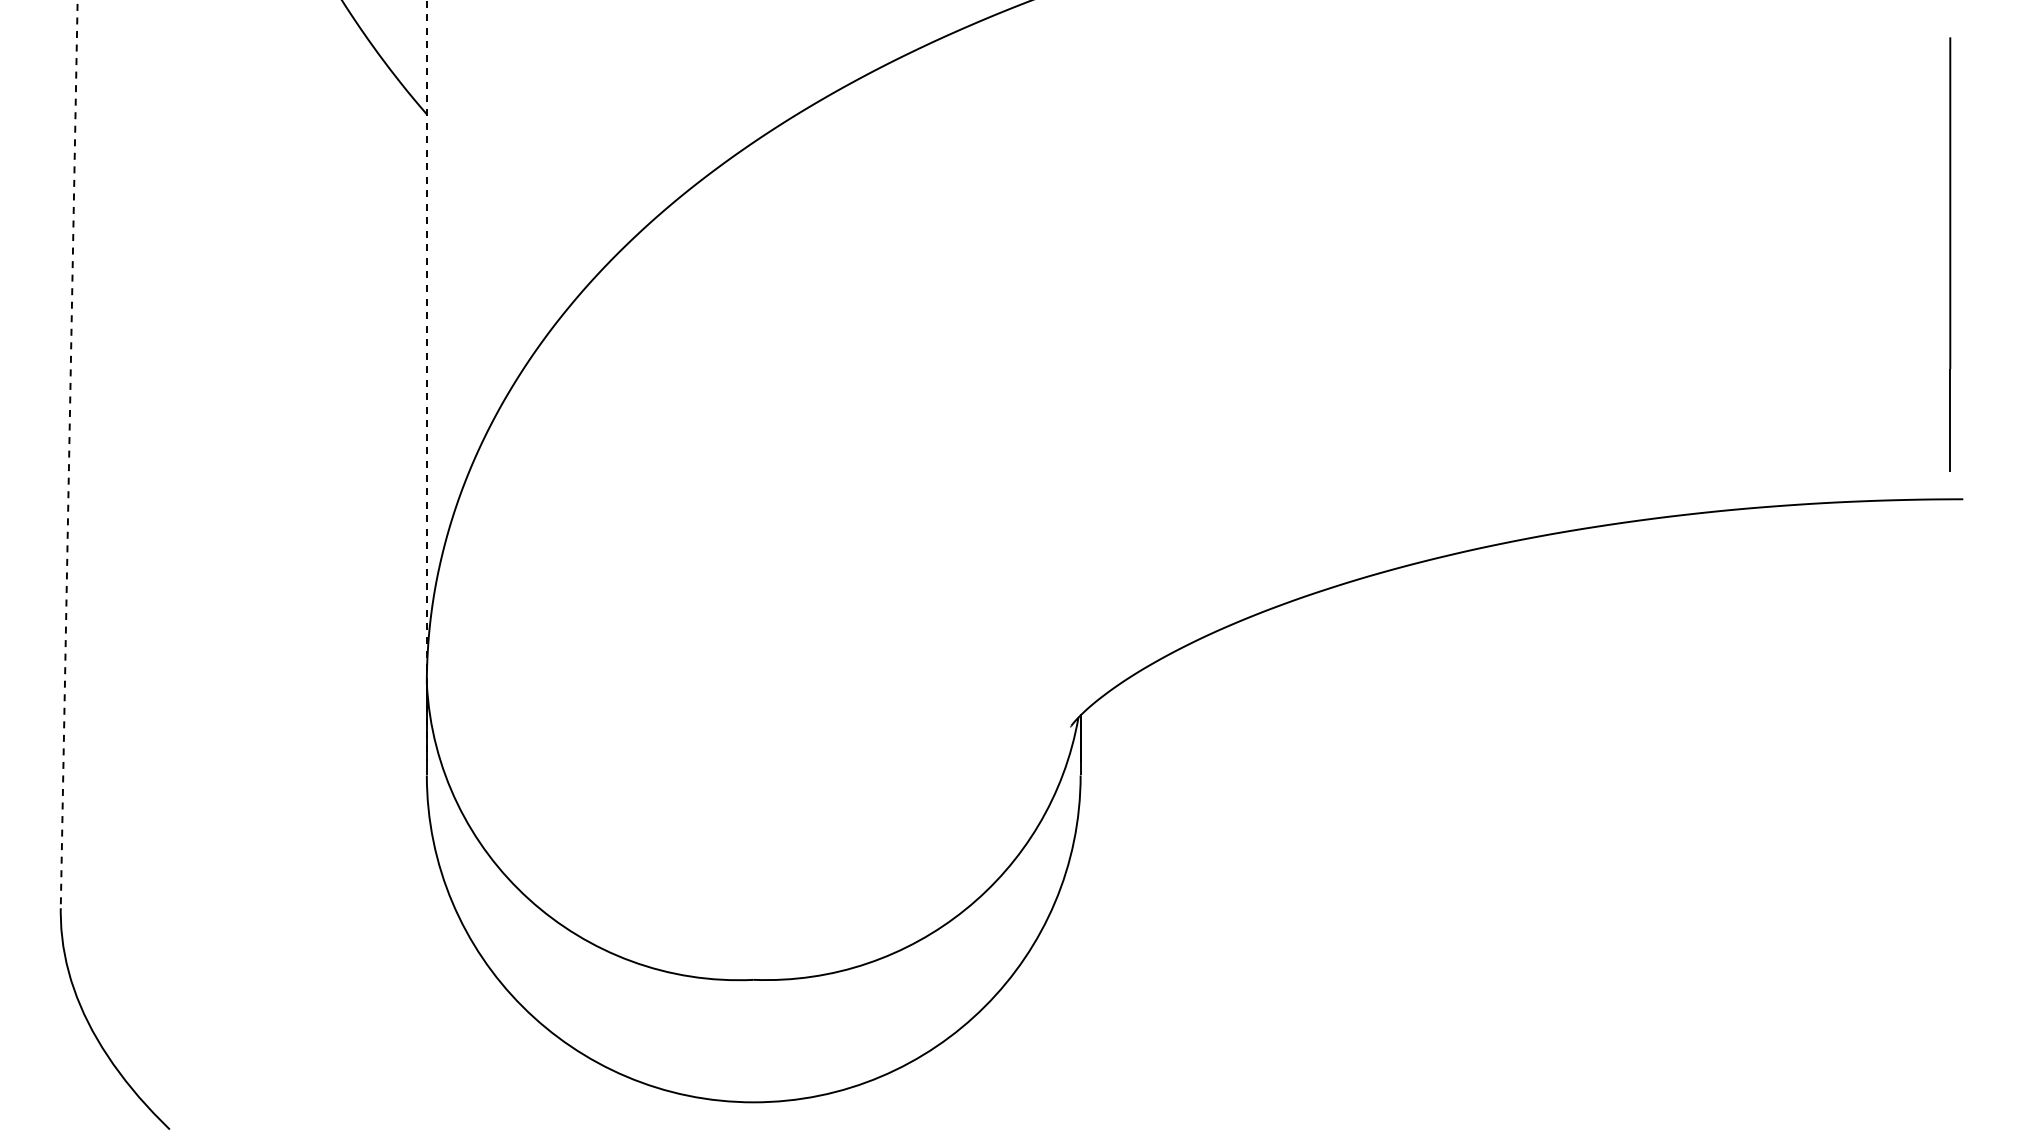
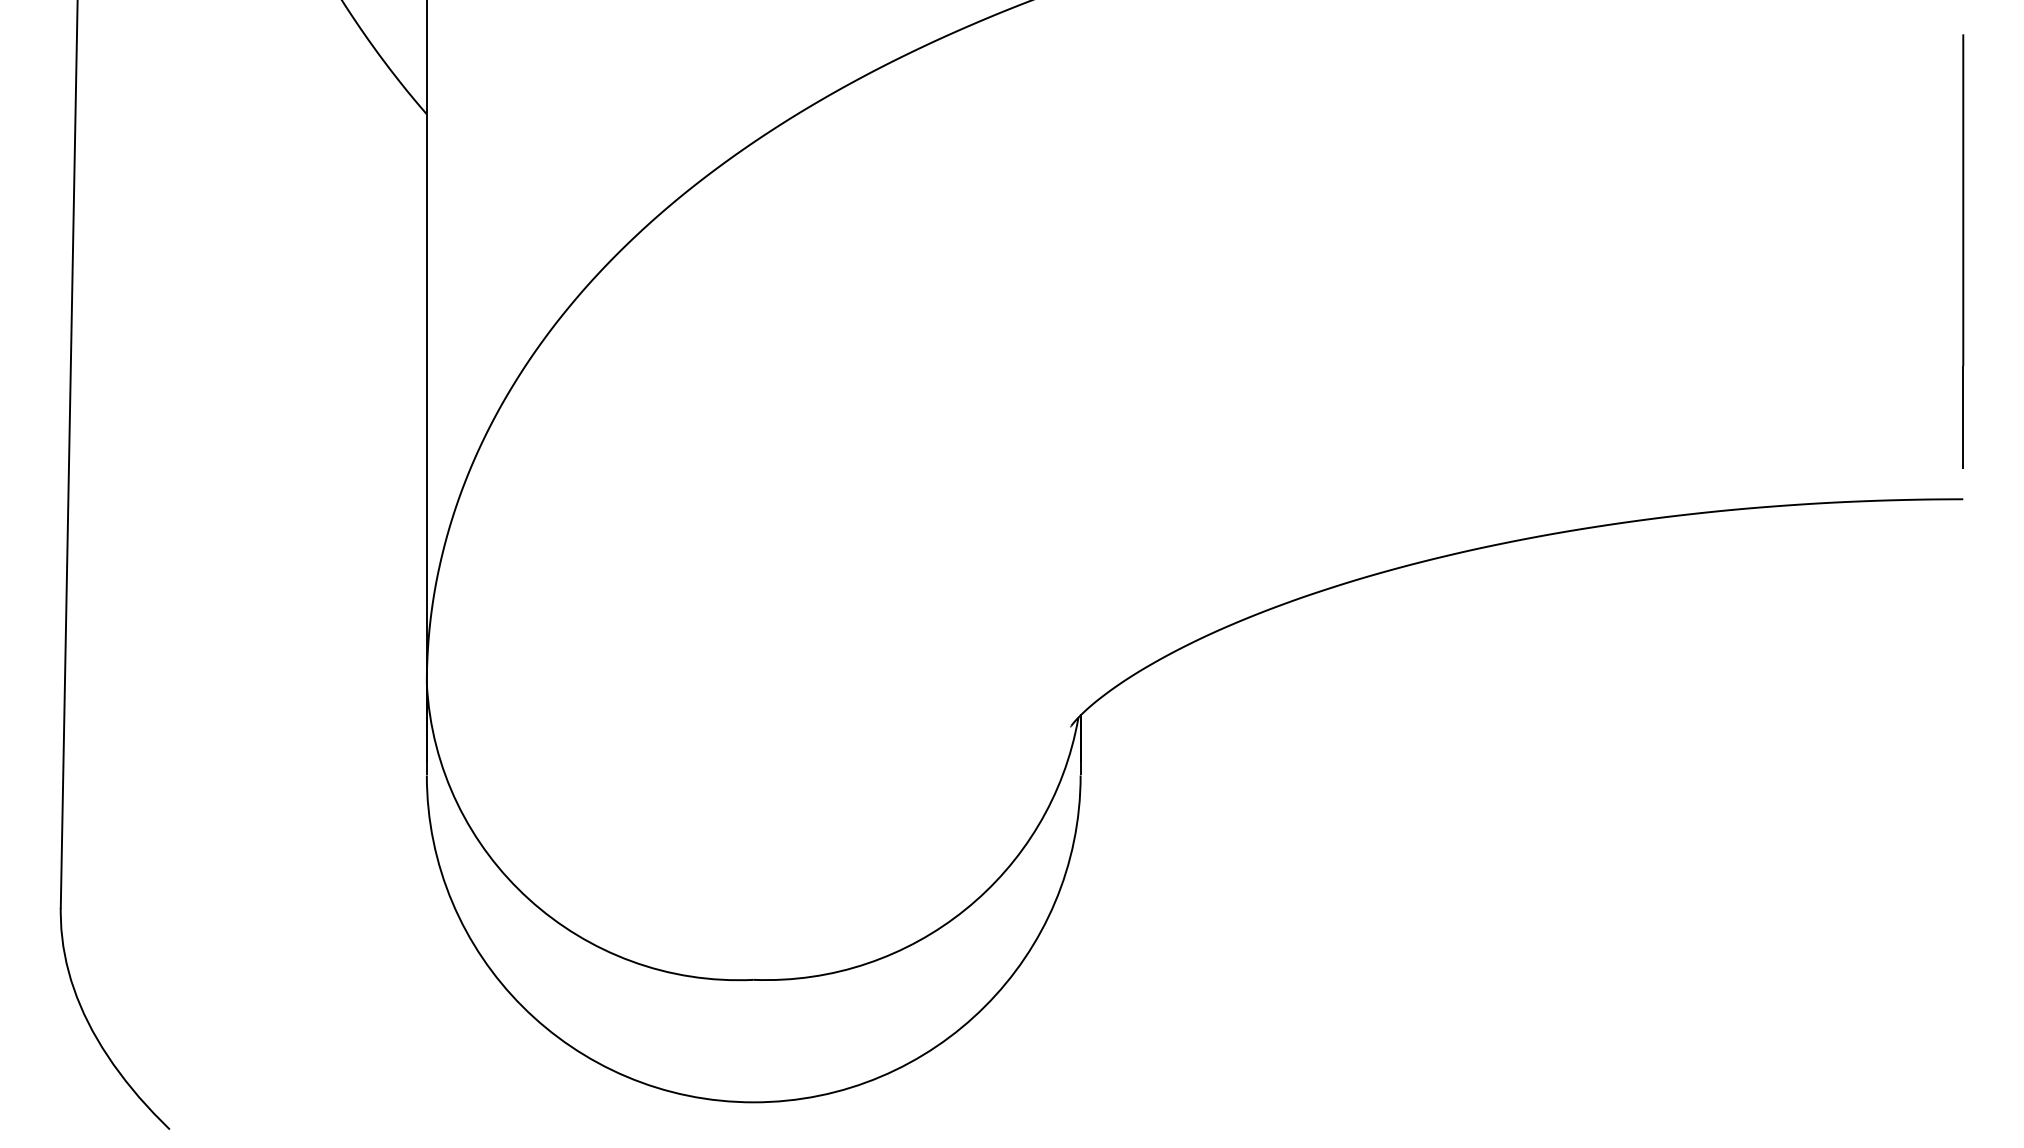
line position: (1950, 254) -> (1963, 251) (1963, 251)
line: dashed -> solid (426, 380)
line: dashed -> solid (69, 454)
